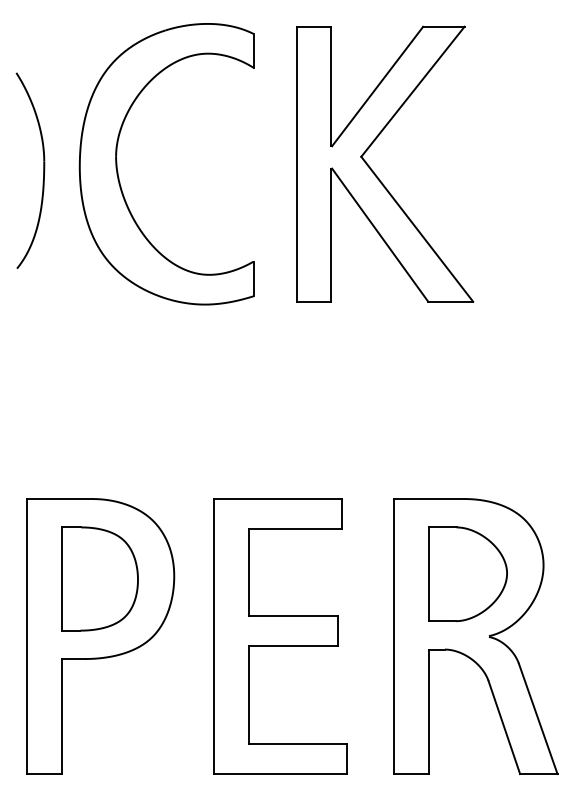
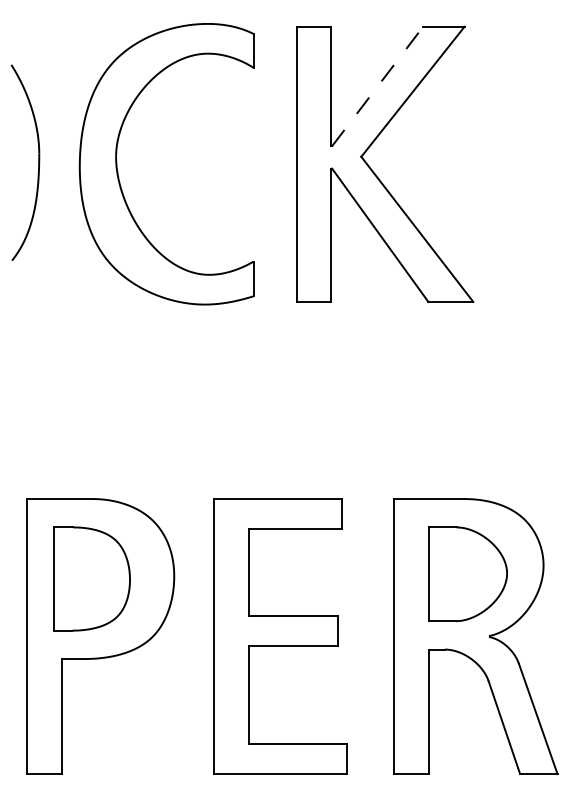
line: solid -> dashed (377, 86)
part position: (43, 170) -> (38, 162) (38, 162)
part position: (99, 578) -> (91, 578) (91, 578)
